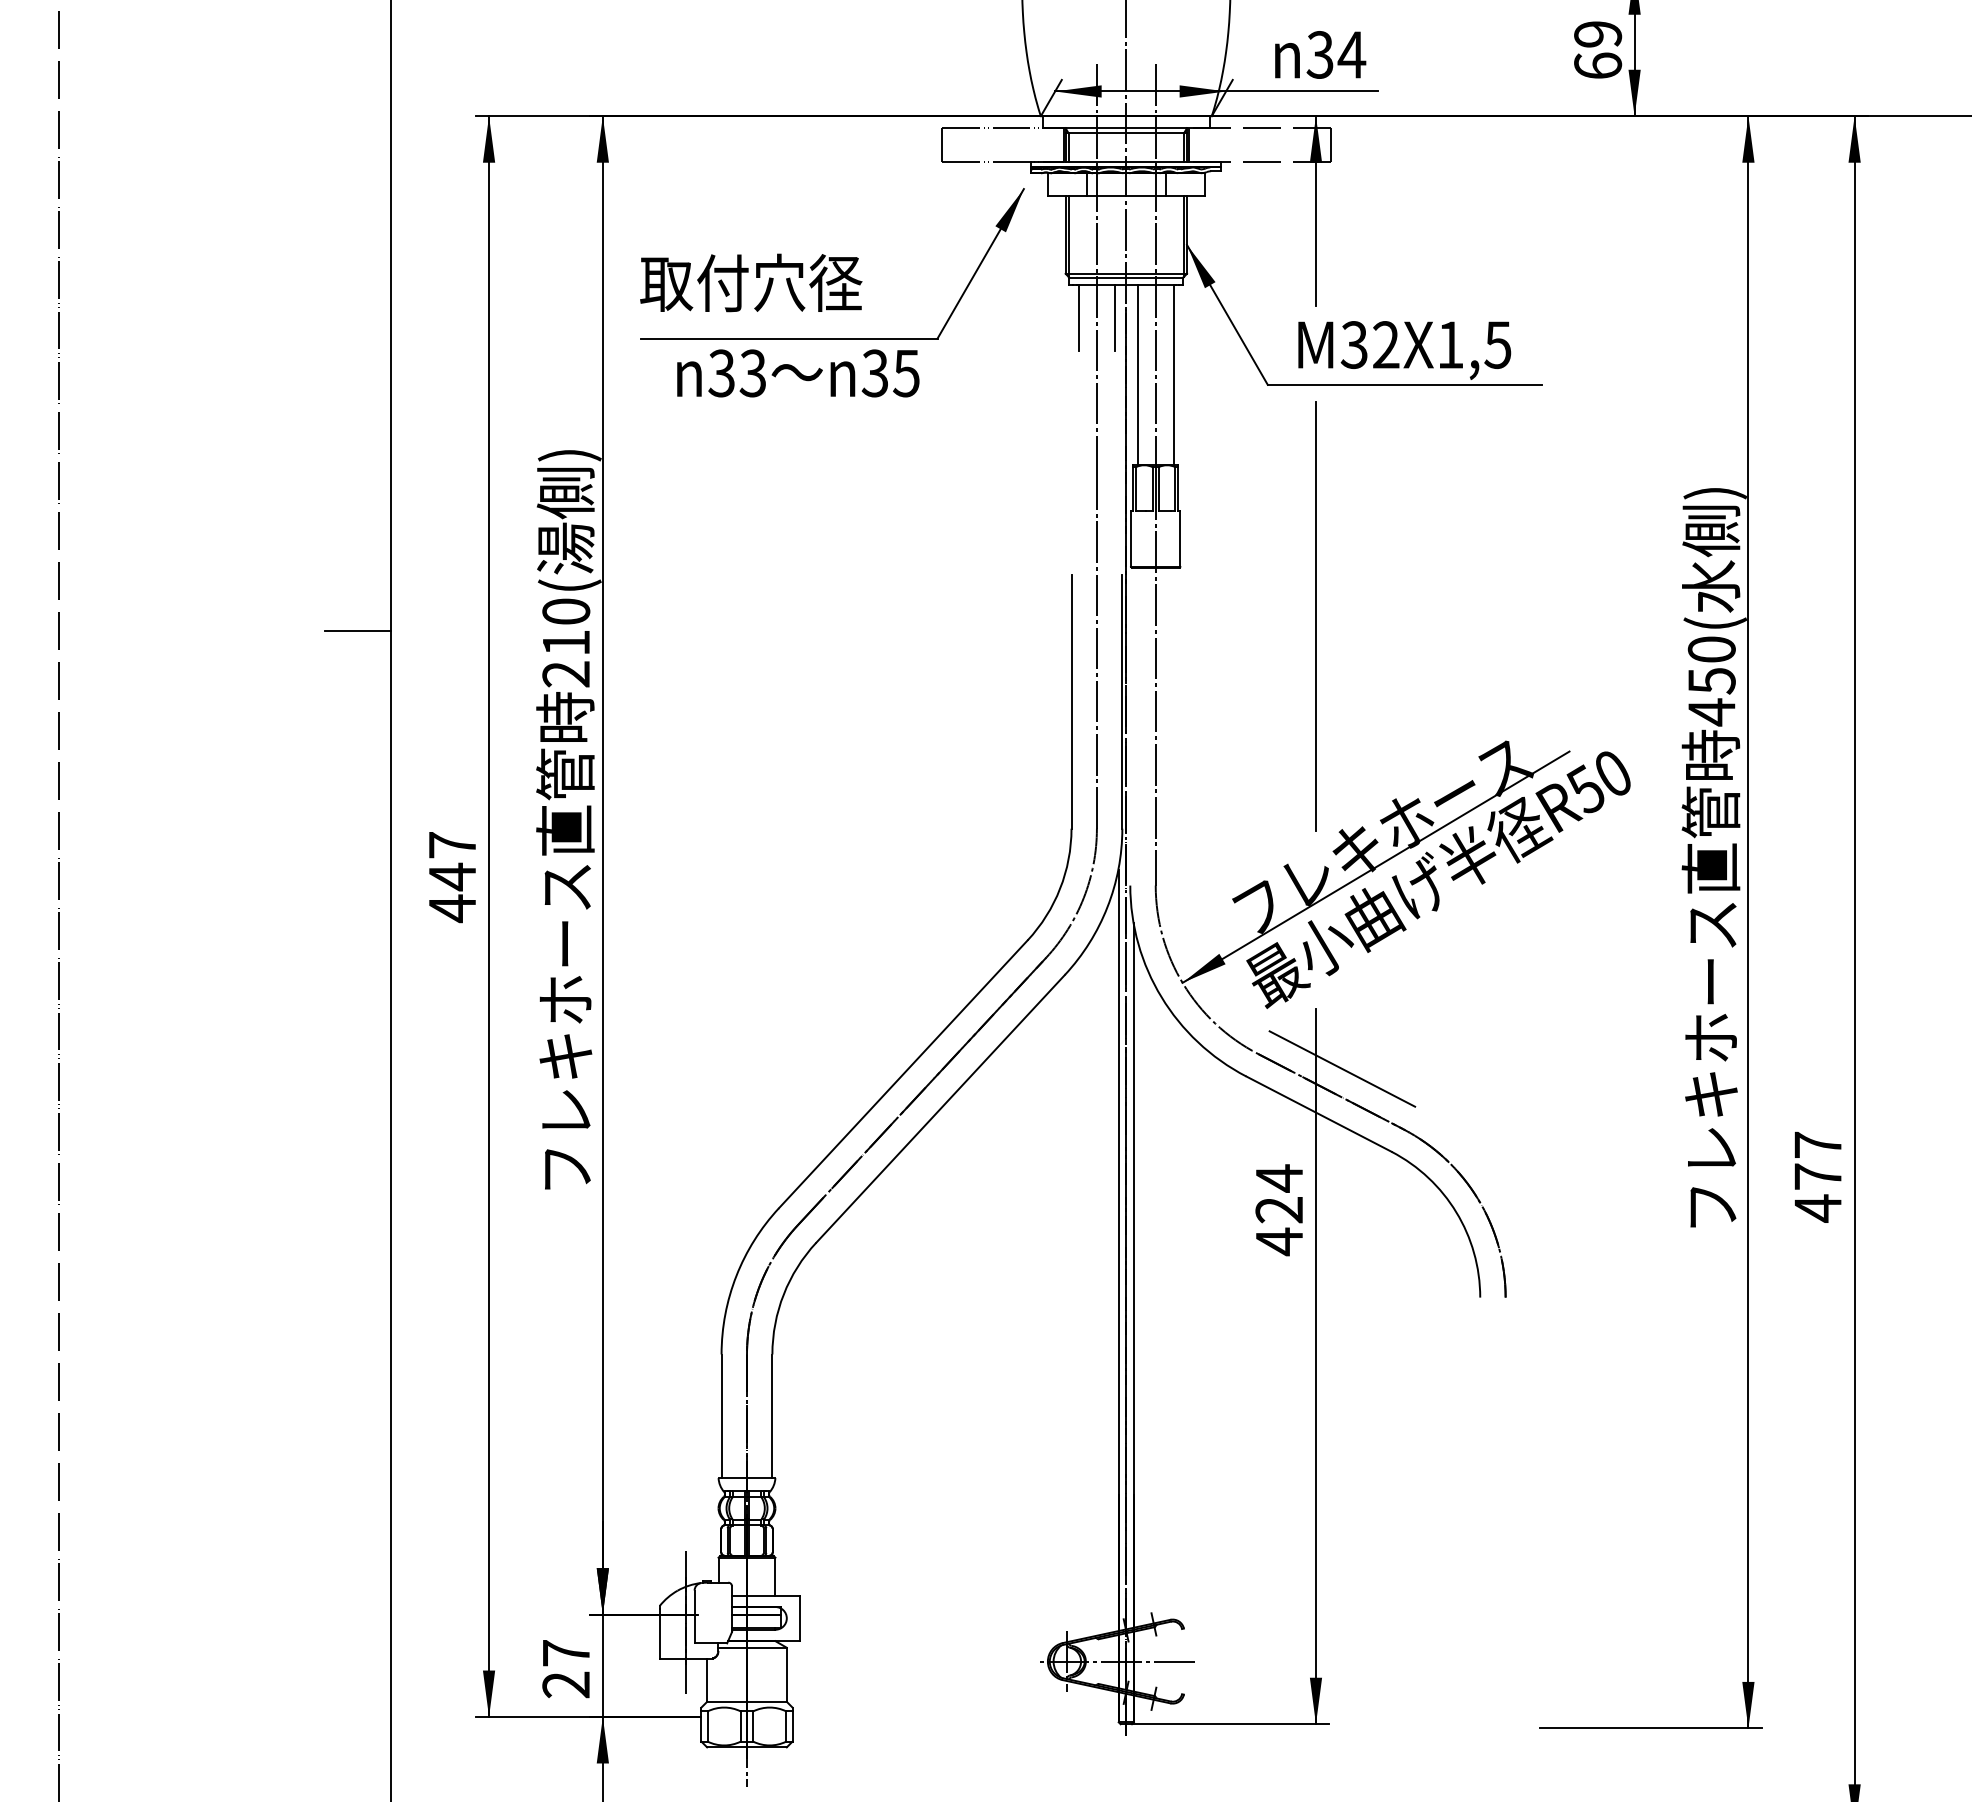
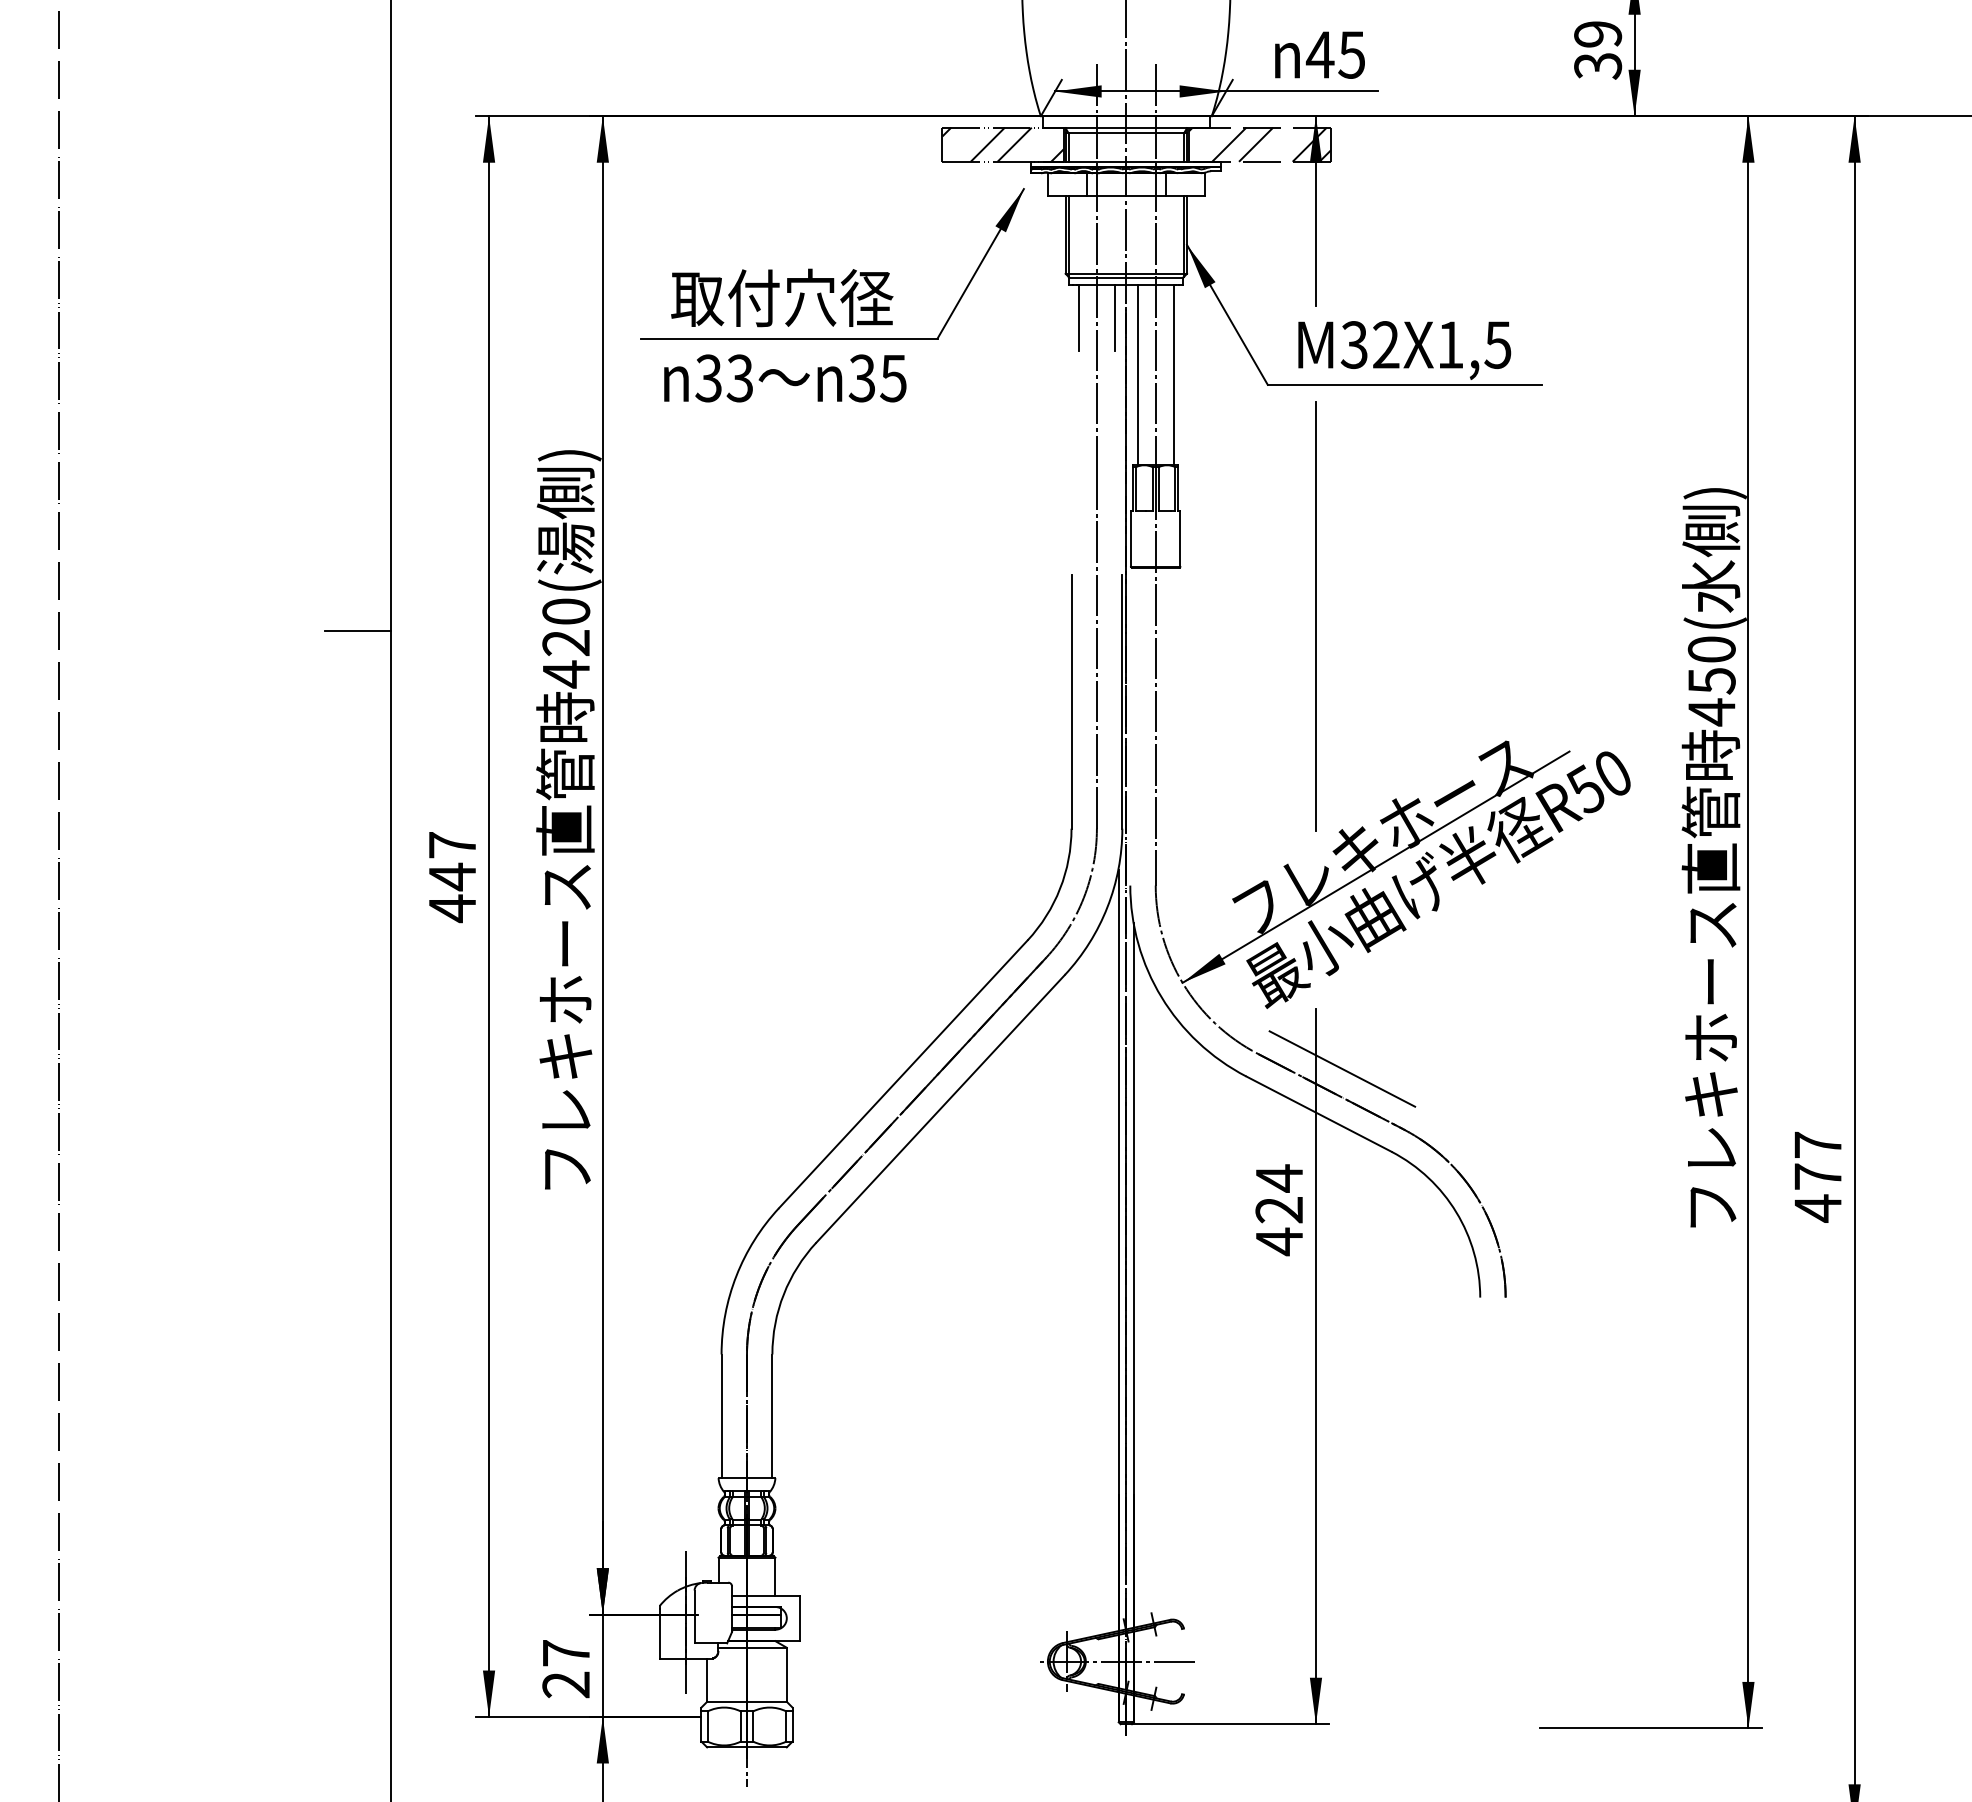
text: 34 -> 45 (1335, 54)
text: 69 -> 39 (1598, 65)
hatch: none -> present (1002, 144)
hatch: none -> present (1259, 144)
text position: (751, 282) -> (782, 297) (782, 297)
text position: (798, 373) -> (785, 378) (785, 378)
text: 210( -> 420( (565, 659)
